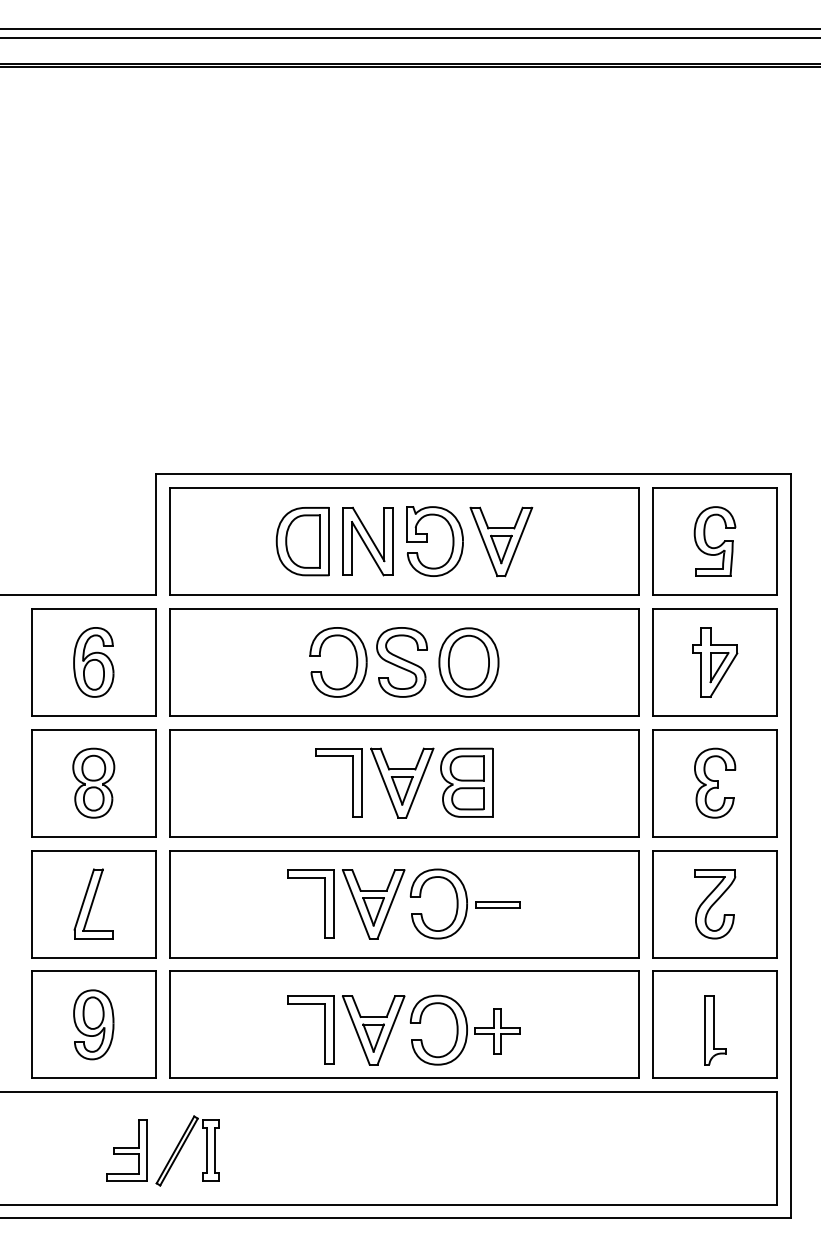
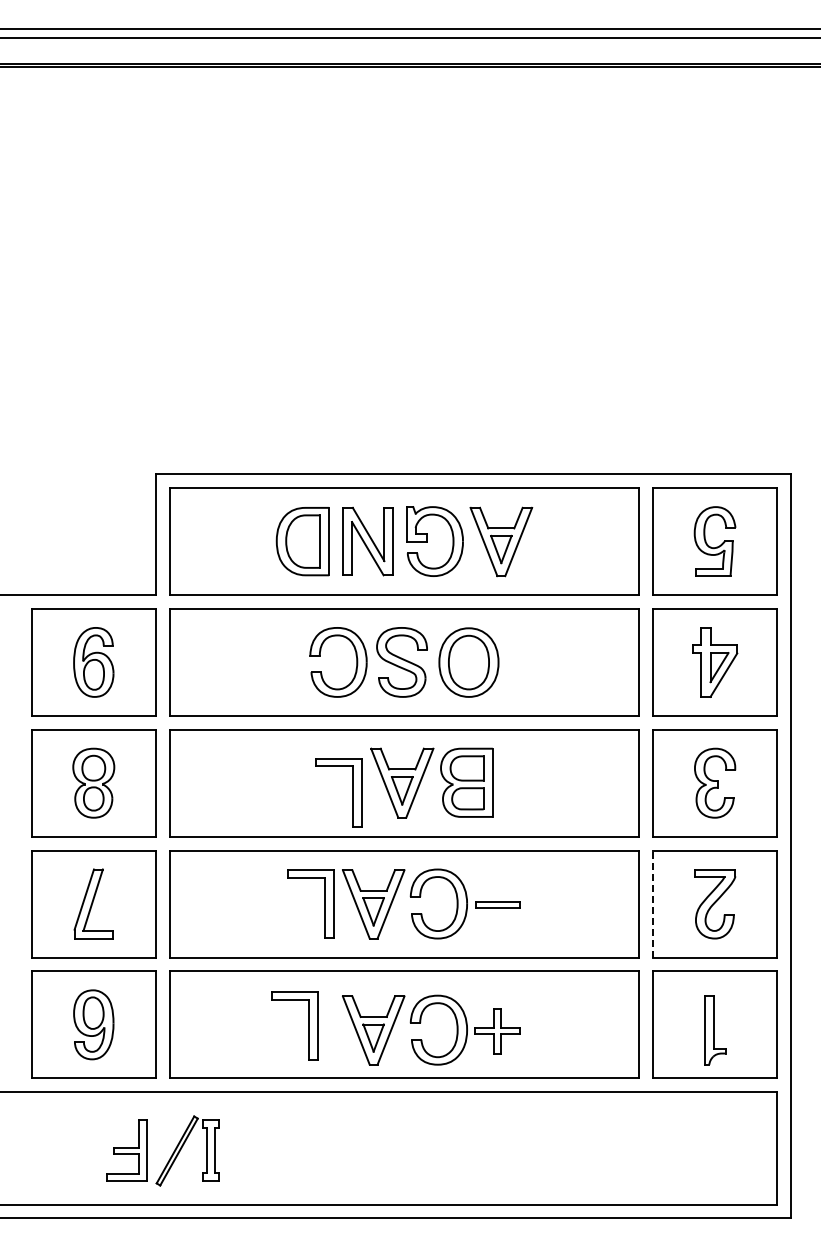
part position: (352, 782) -> (352, 792) (352, 792)
line: solid -> dashed (652, 904)
part position: (324, 1029) -> (308, 1025) (308, 1025)
